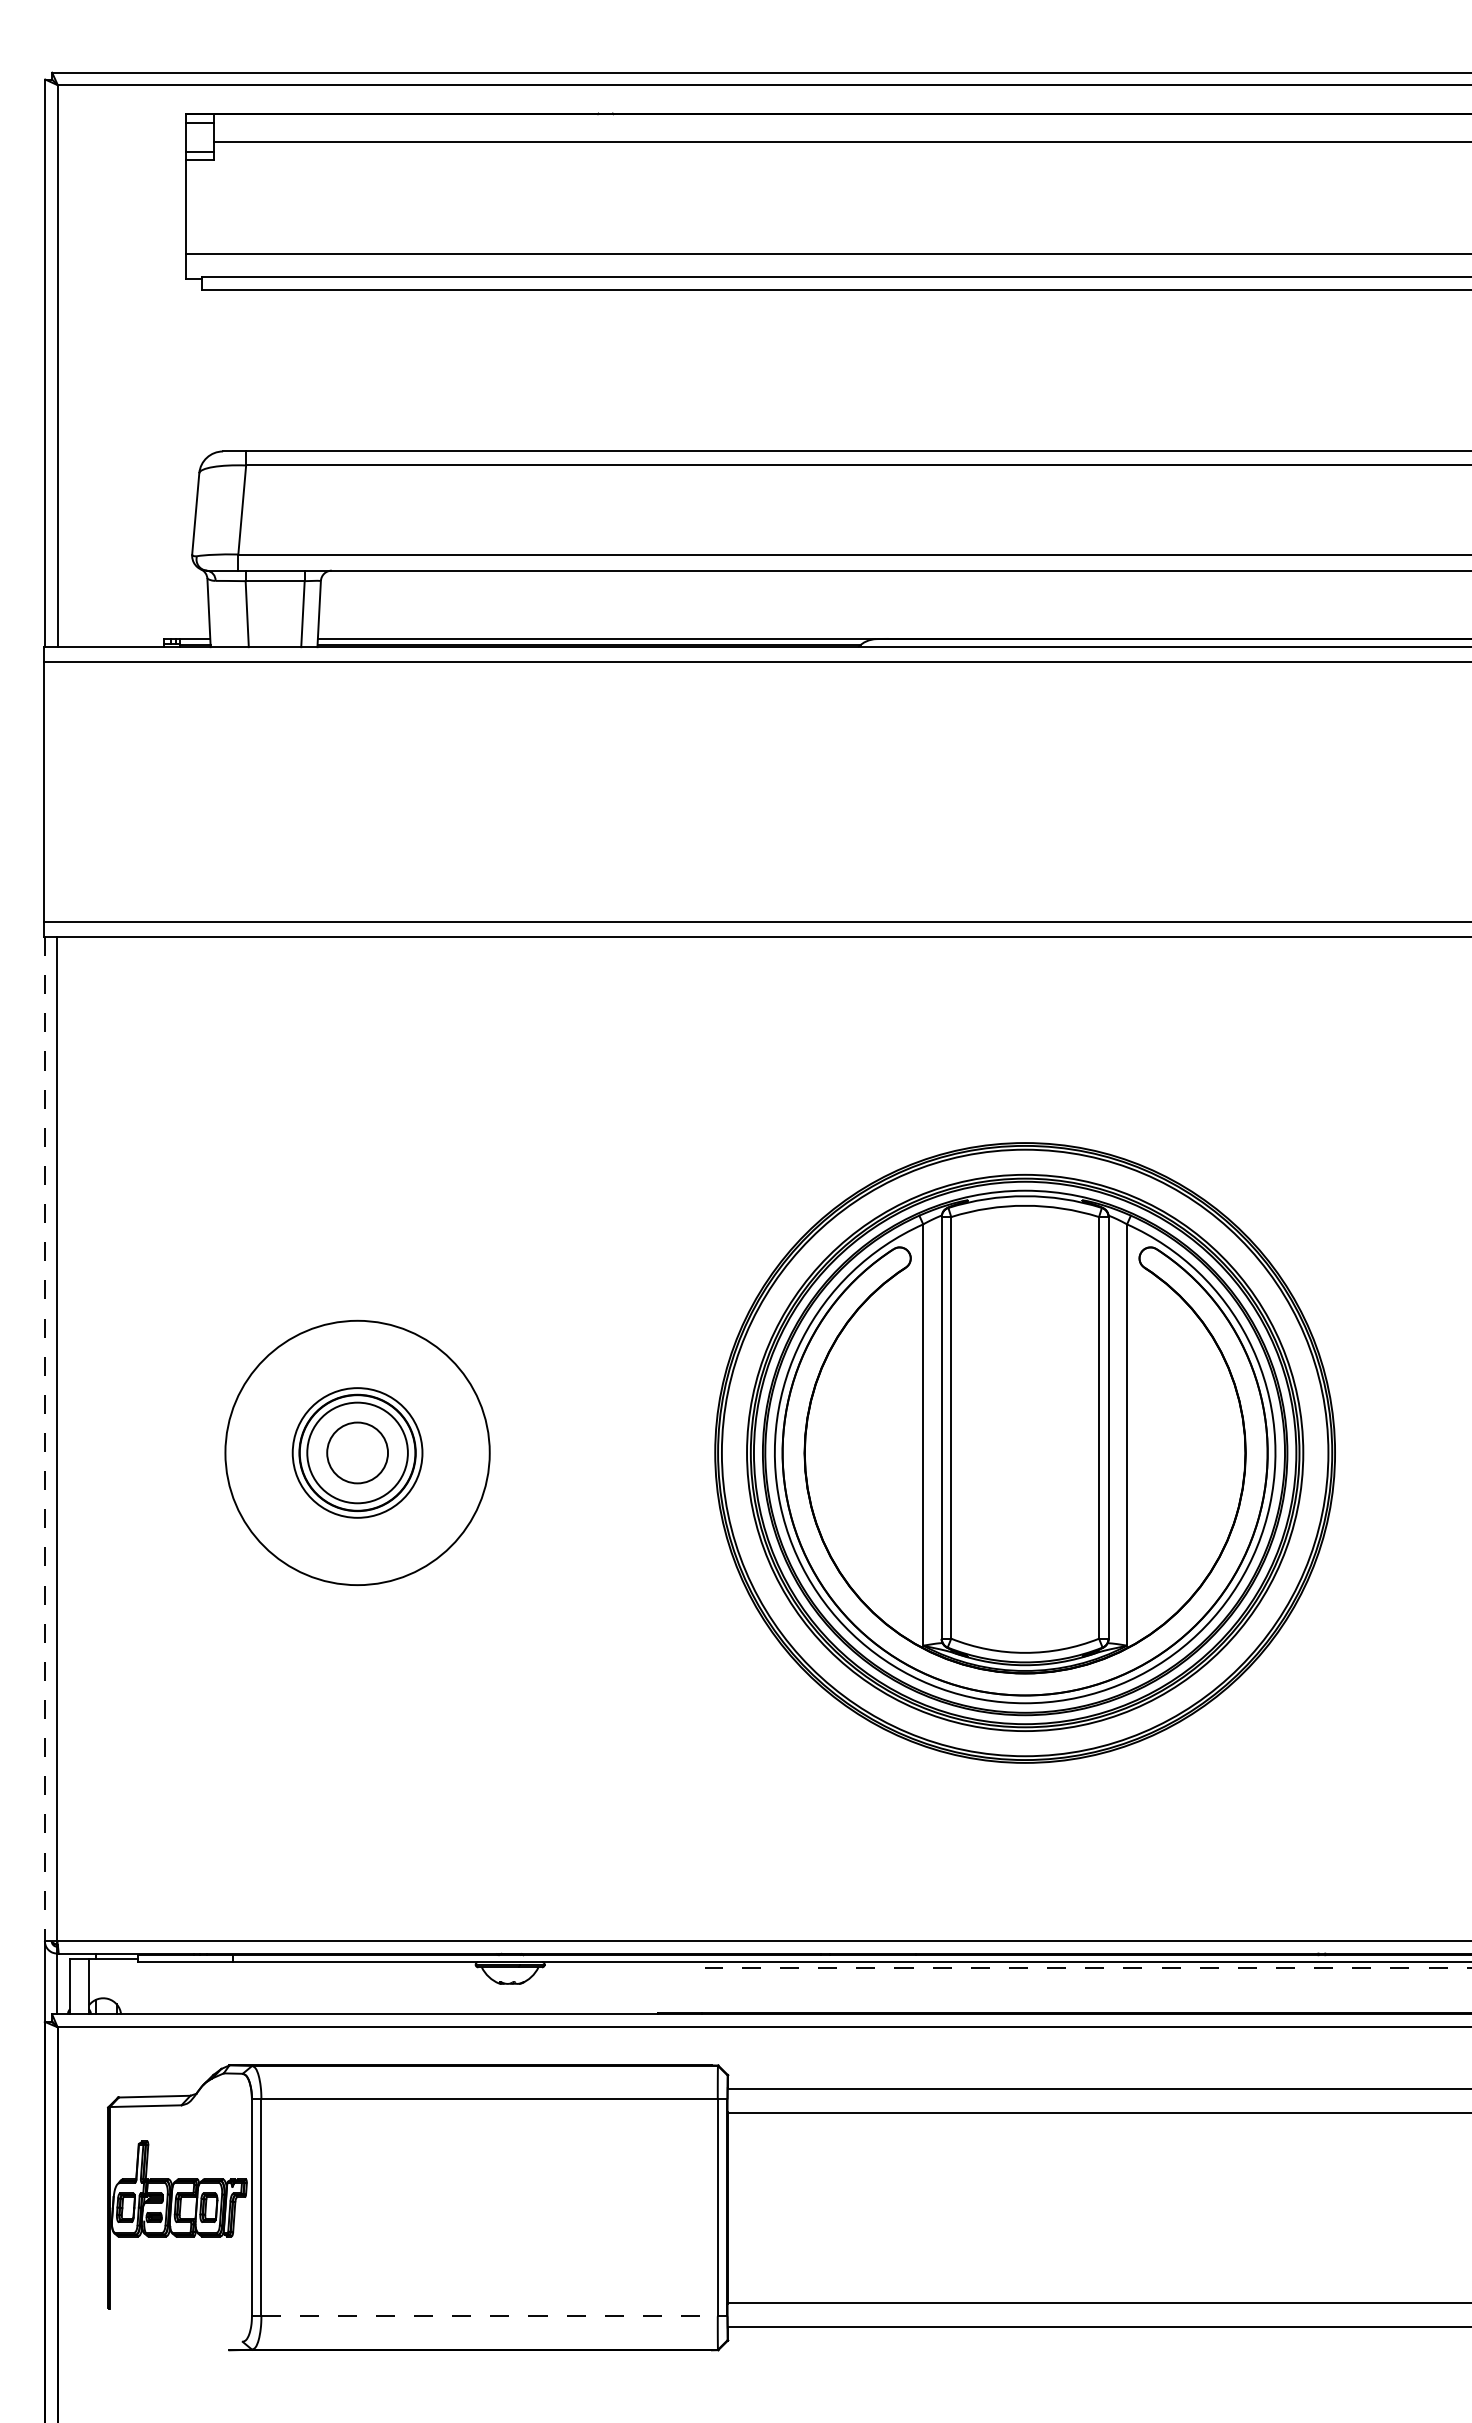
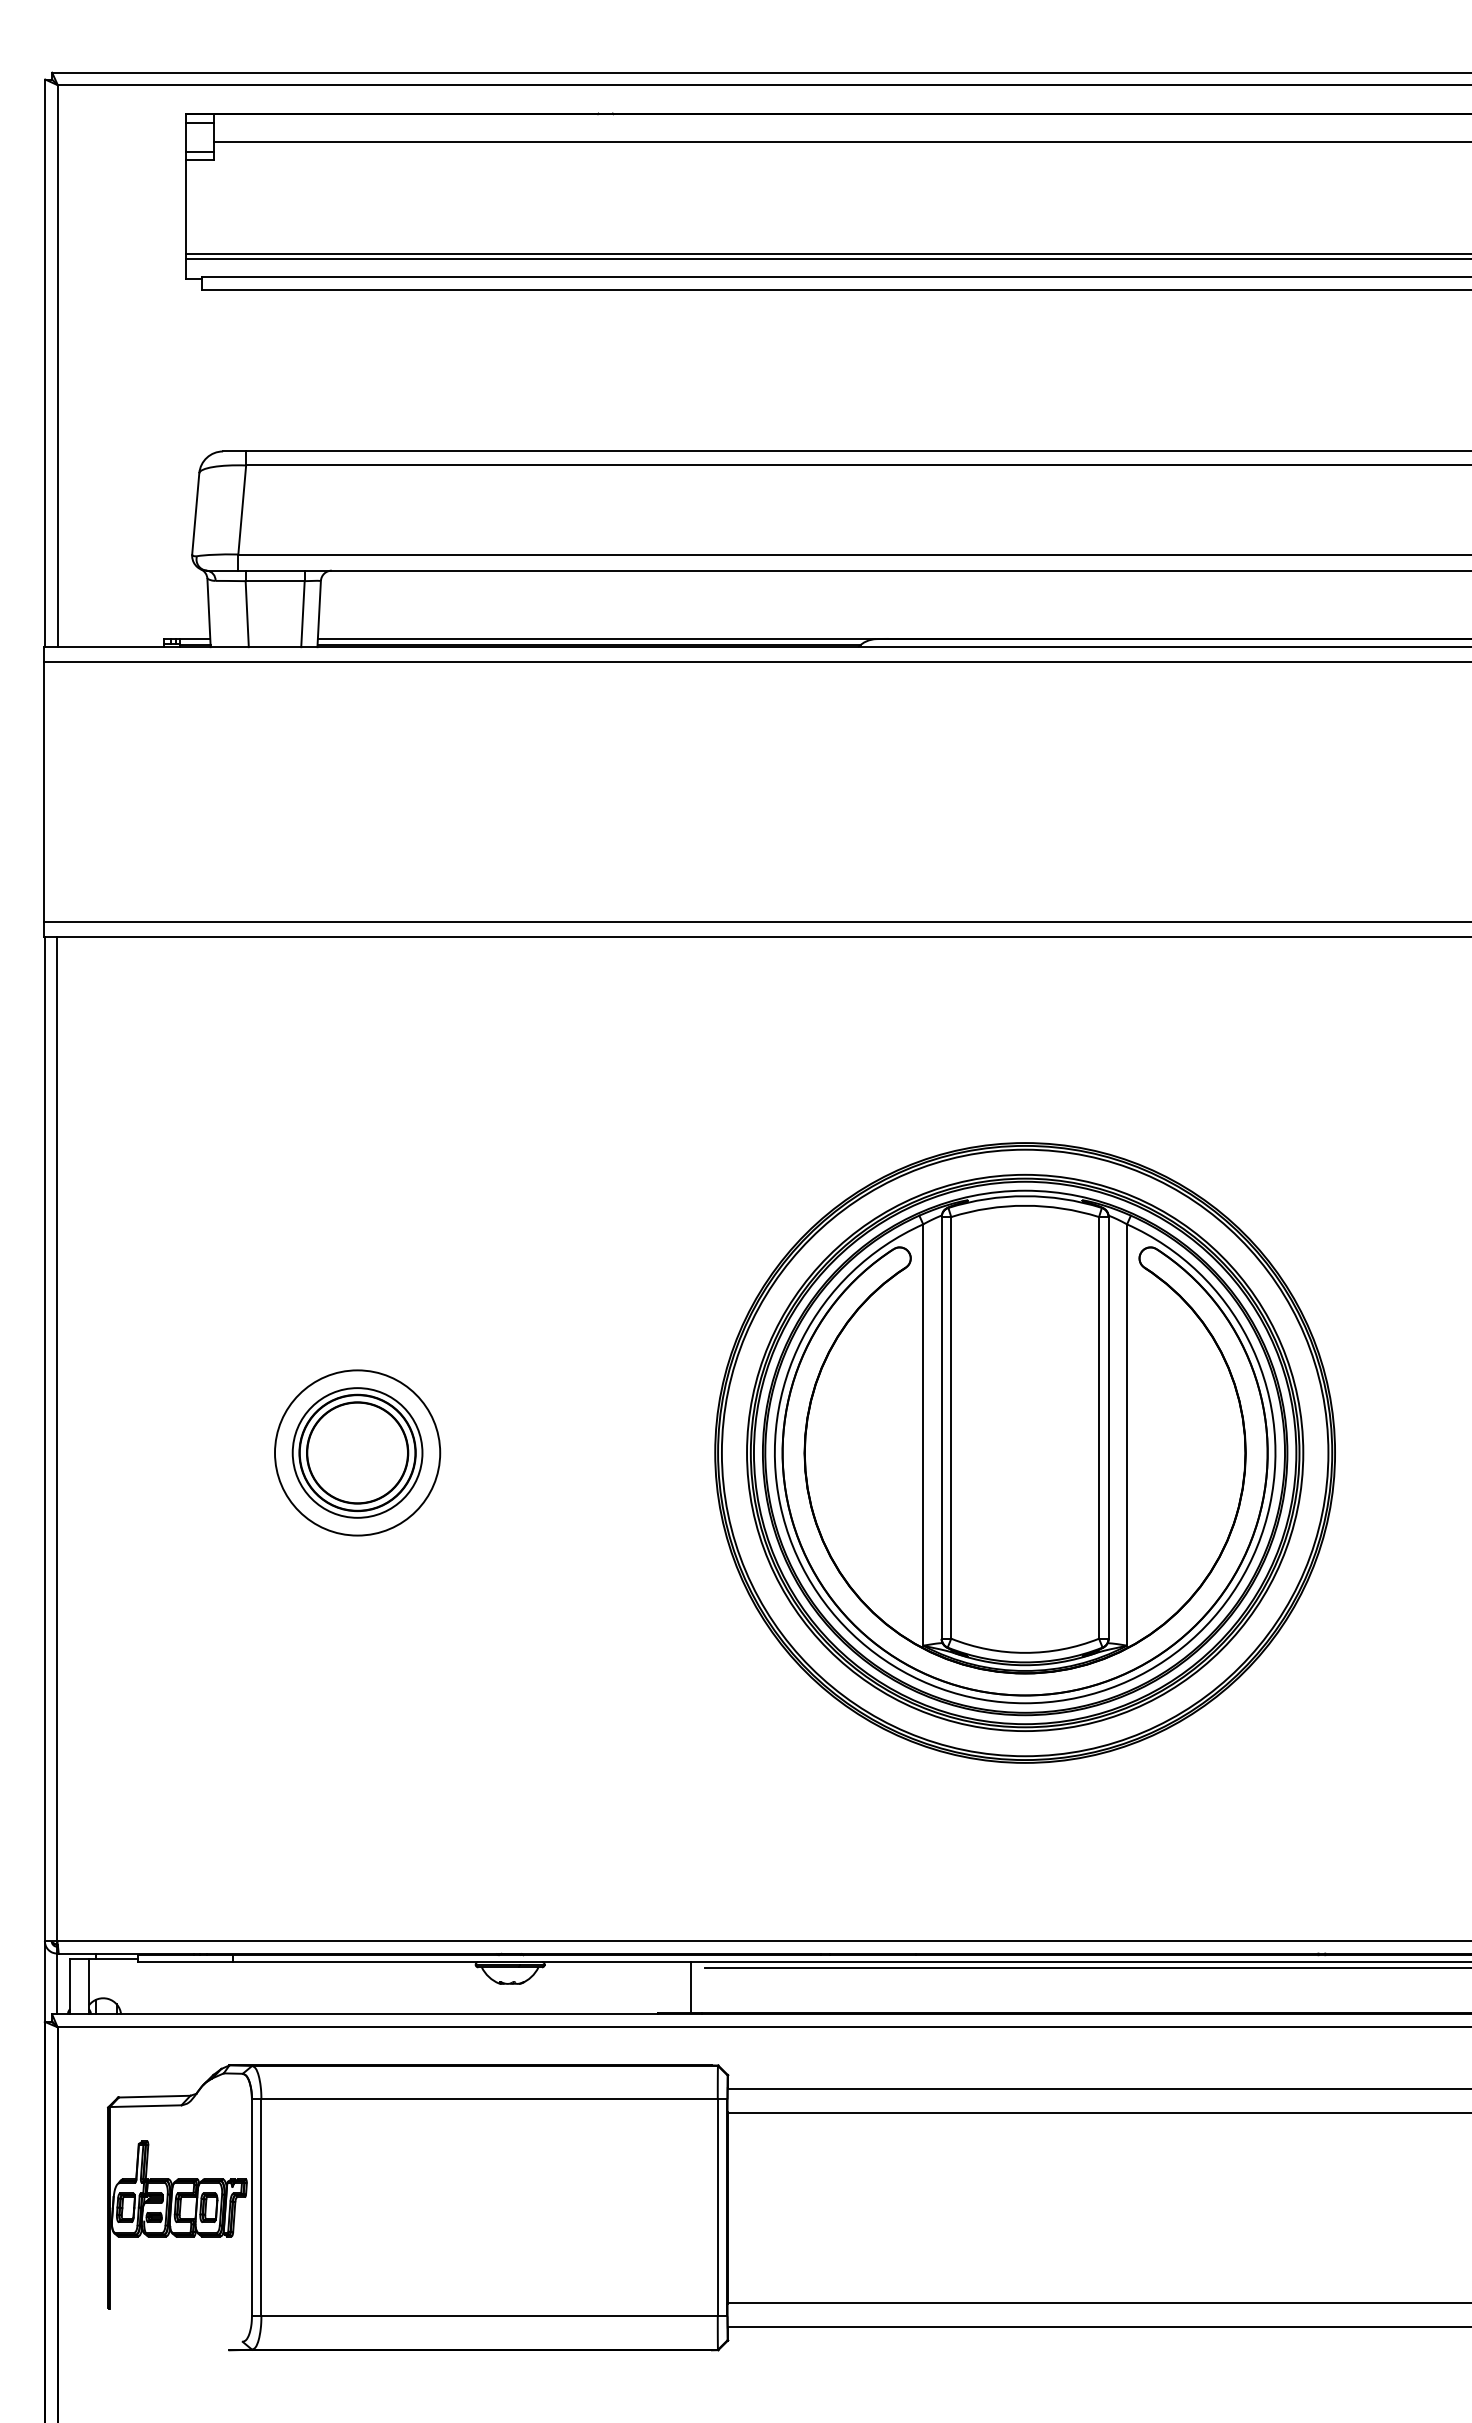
line: none -> present (826, 258)
line: dashed -> solid (44, 1439)
circle diameter: 264 px -> 165 px (357, 1452)
circle diameter: 61 px -> 101 px (357, 1452)
line: dashed -> solid (1088, 1967)
line: none -> present (690, 1987)
line: dashed -> solid (490, 2316)
